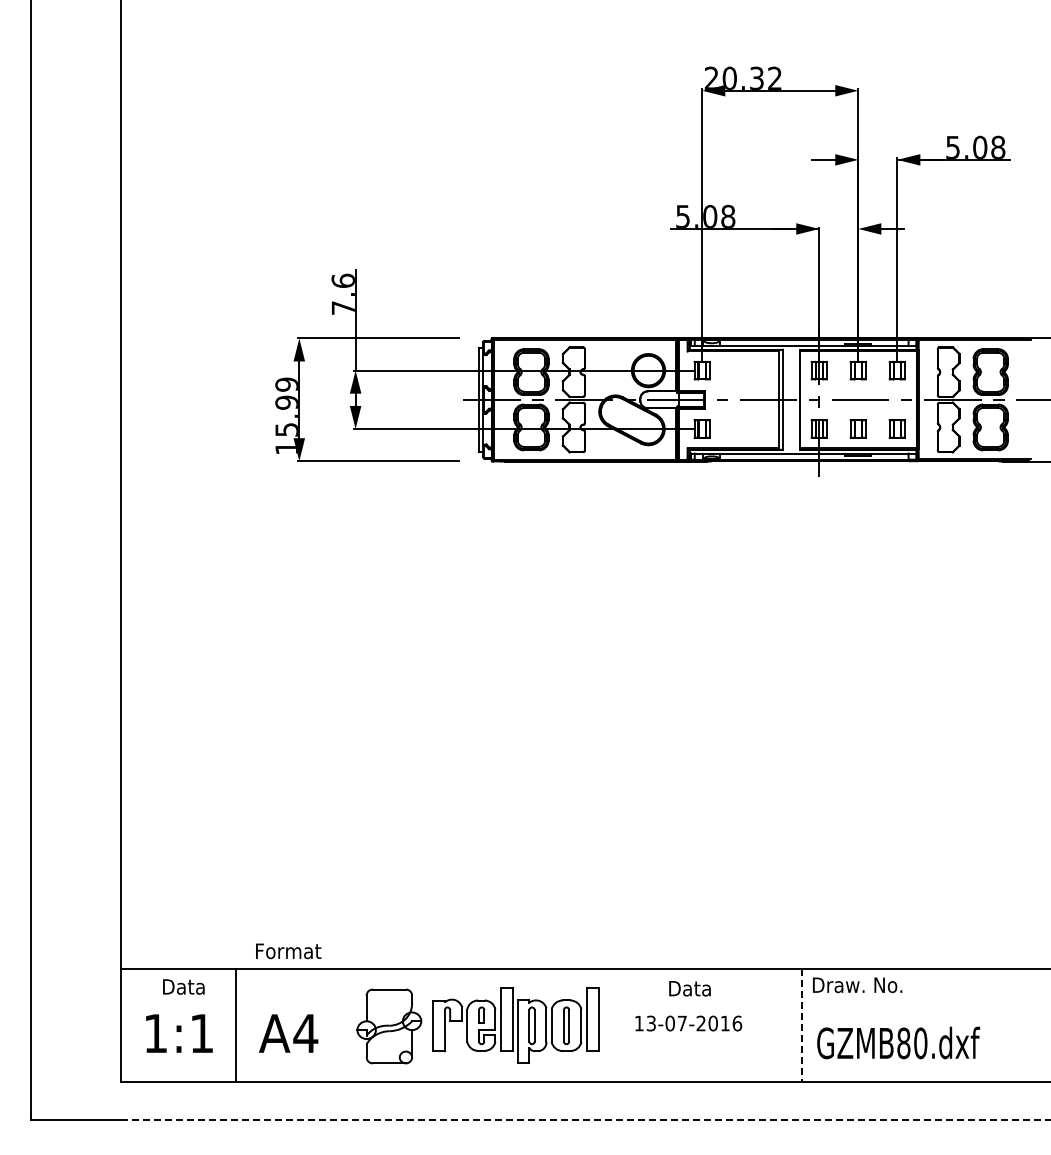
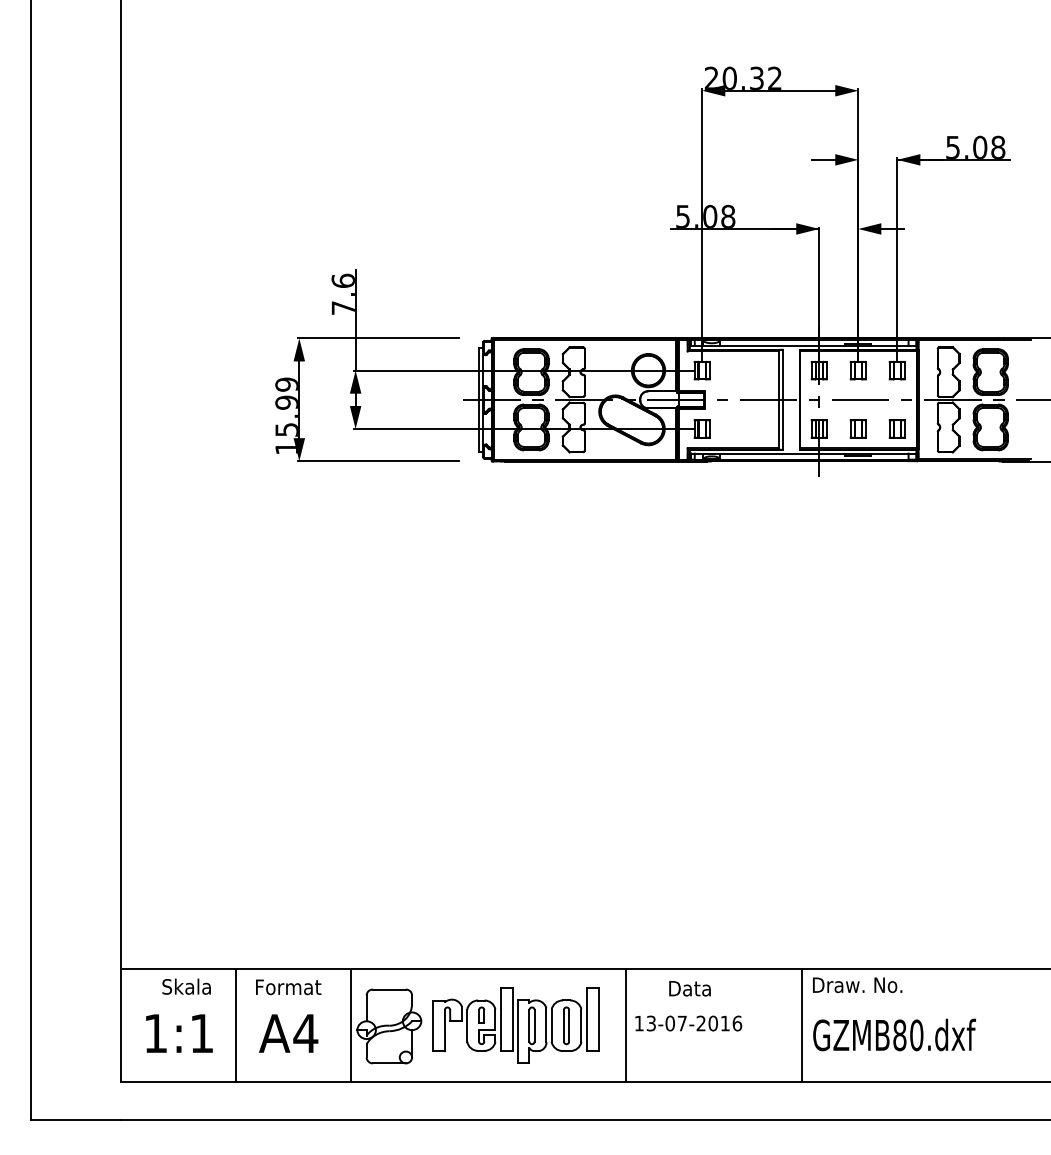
text position: (288, 951) -> (288, 987) (288, 987)
text: Data -> Skala (186, 986)
line: none -> present (351, 1025)
line: none -> present (626, 1025)
line: dashed -> solid (801, 1026)
text position: (898, 1042) -> (894, 1034) (894, 1034)
line: dashed -> solid (585, 1120)
